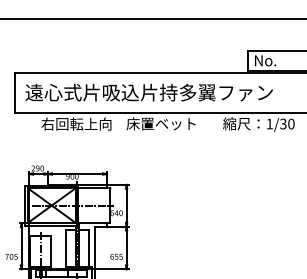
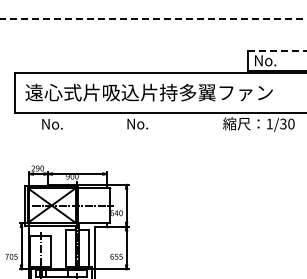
line: solid -> dashed (154, 18)
line: solid -> dashed (277, 50)
text: 右回転上向 -> No. (76, 123)
text: 床置ベット -> No. (160, 123)
